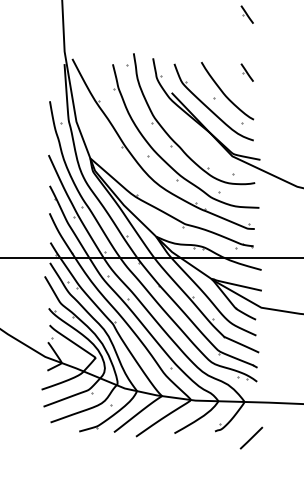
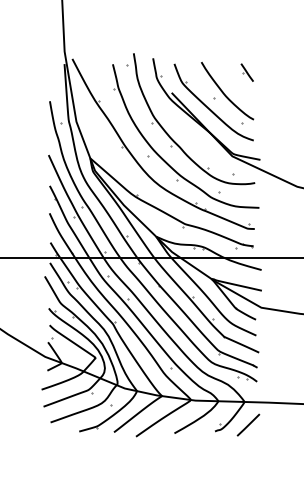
part: present -> none (246, 14)
line position: (251, 437) -> (248, 424) (248, 424)
